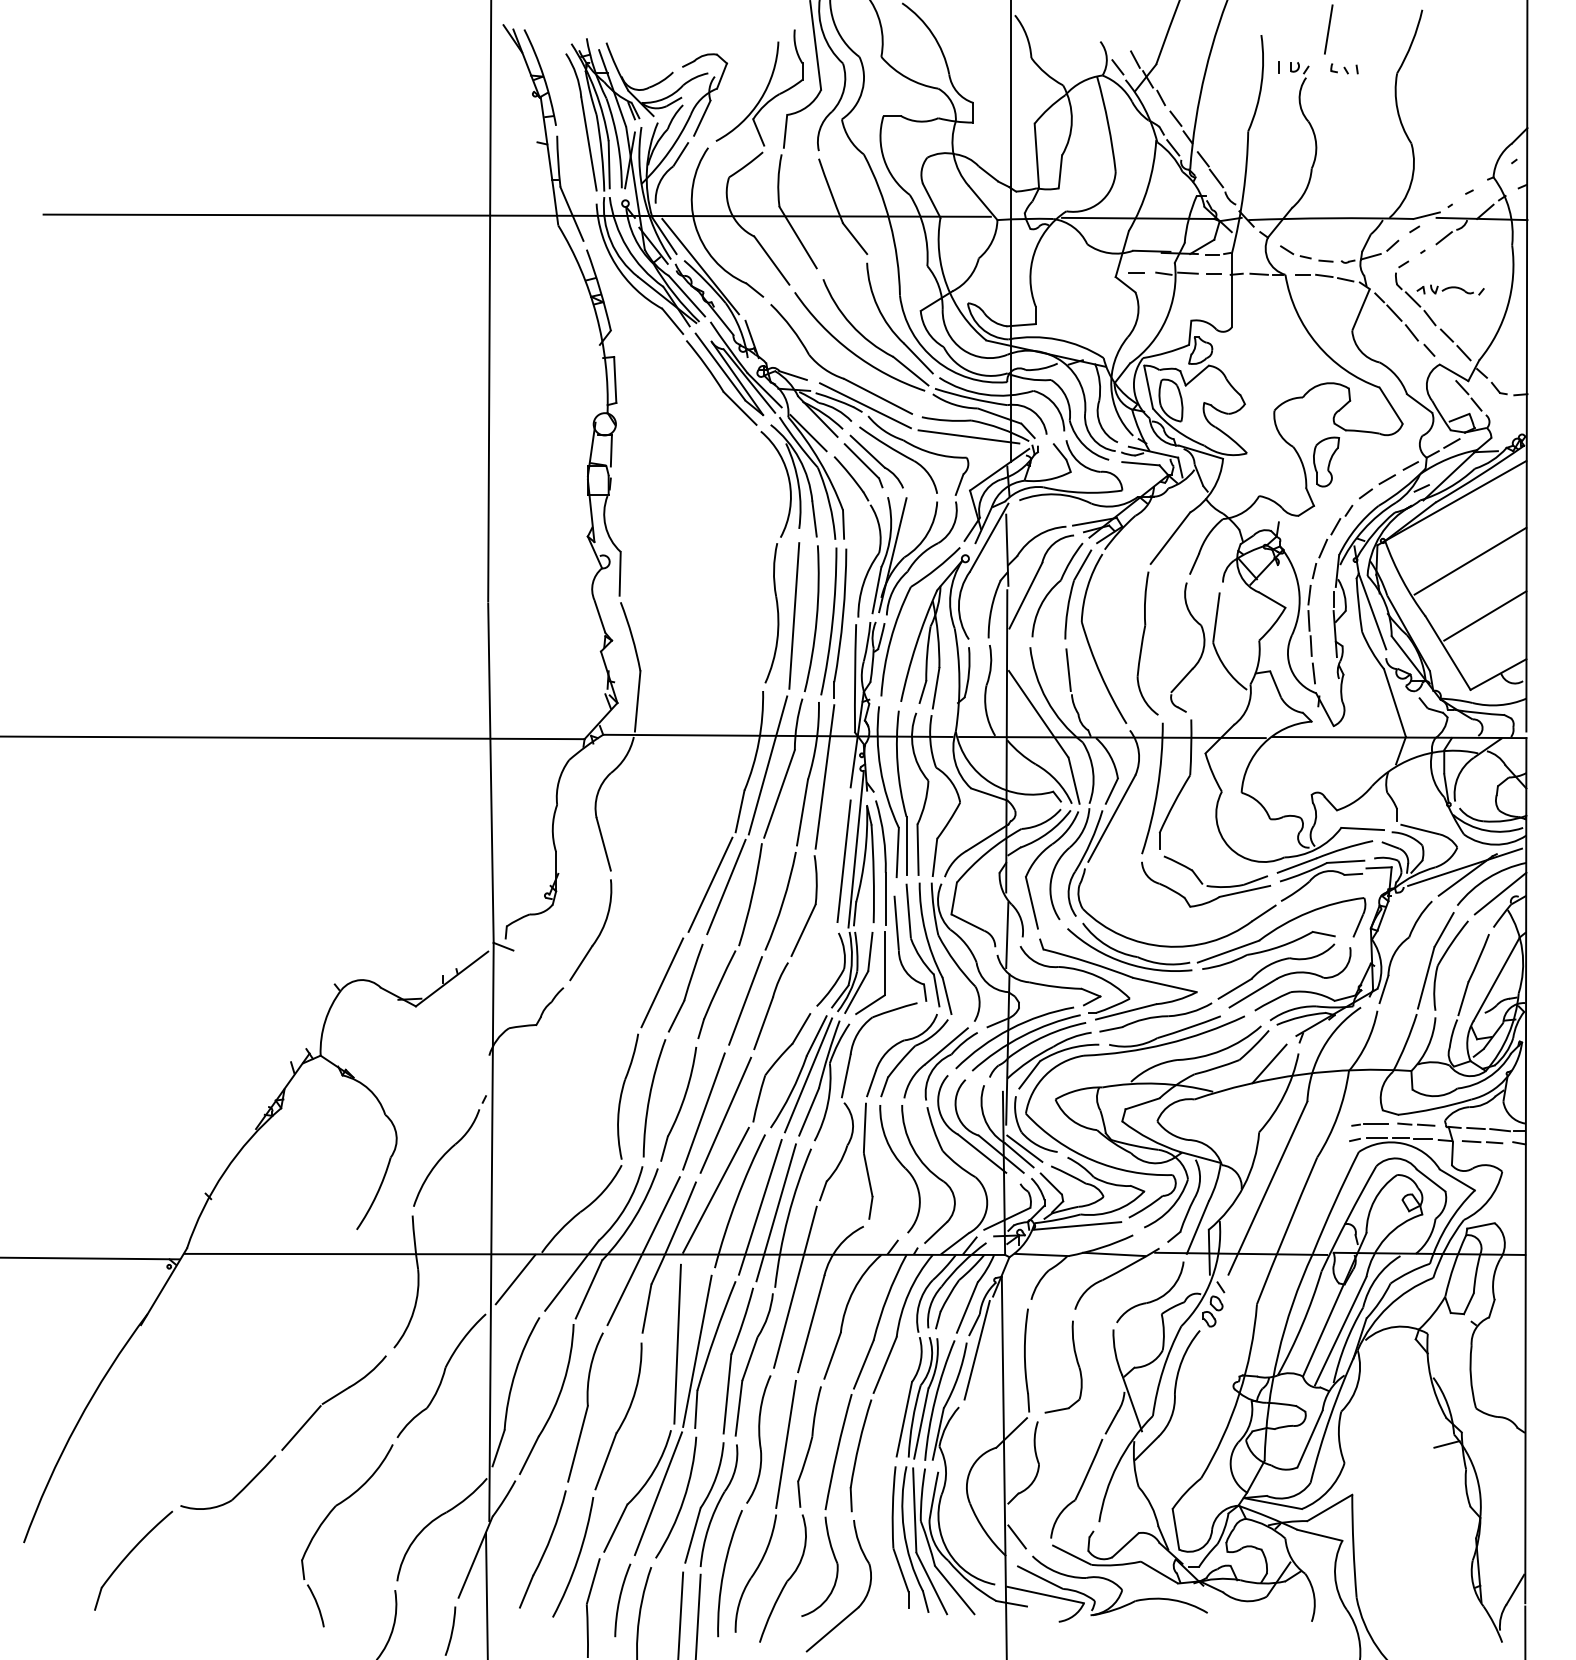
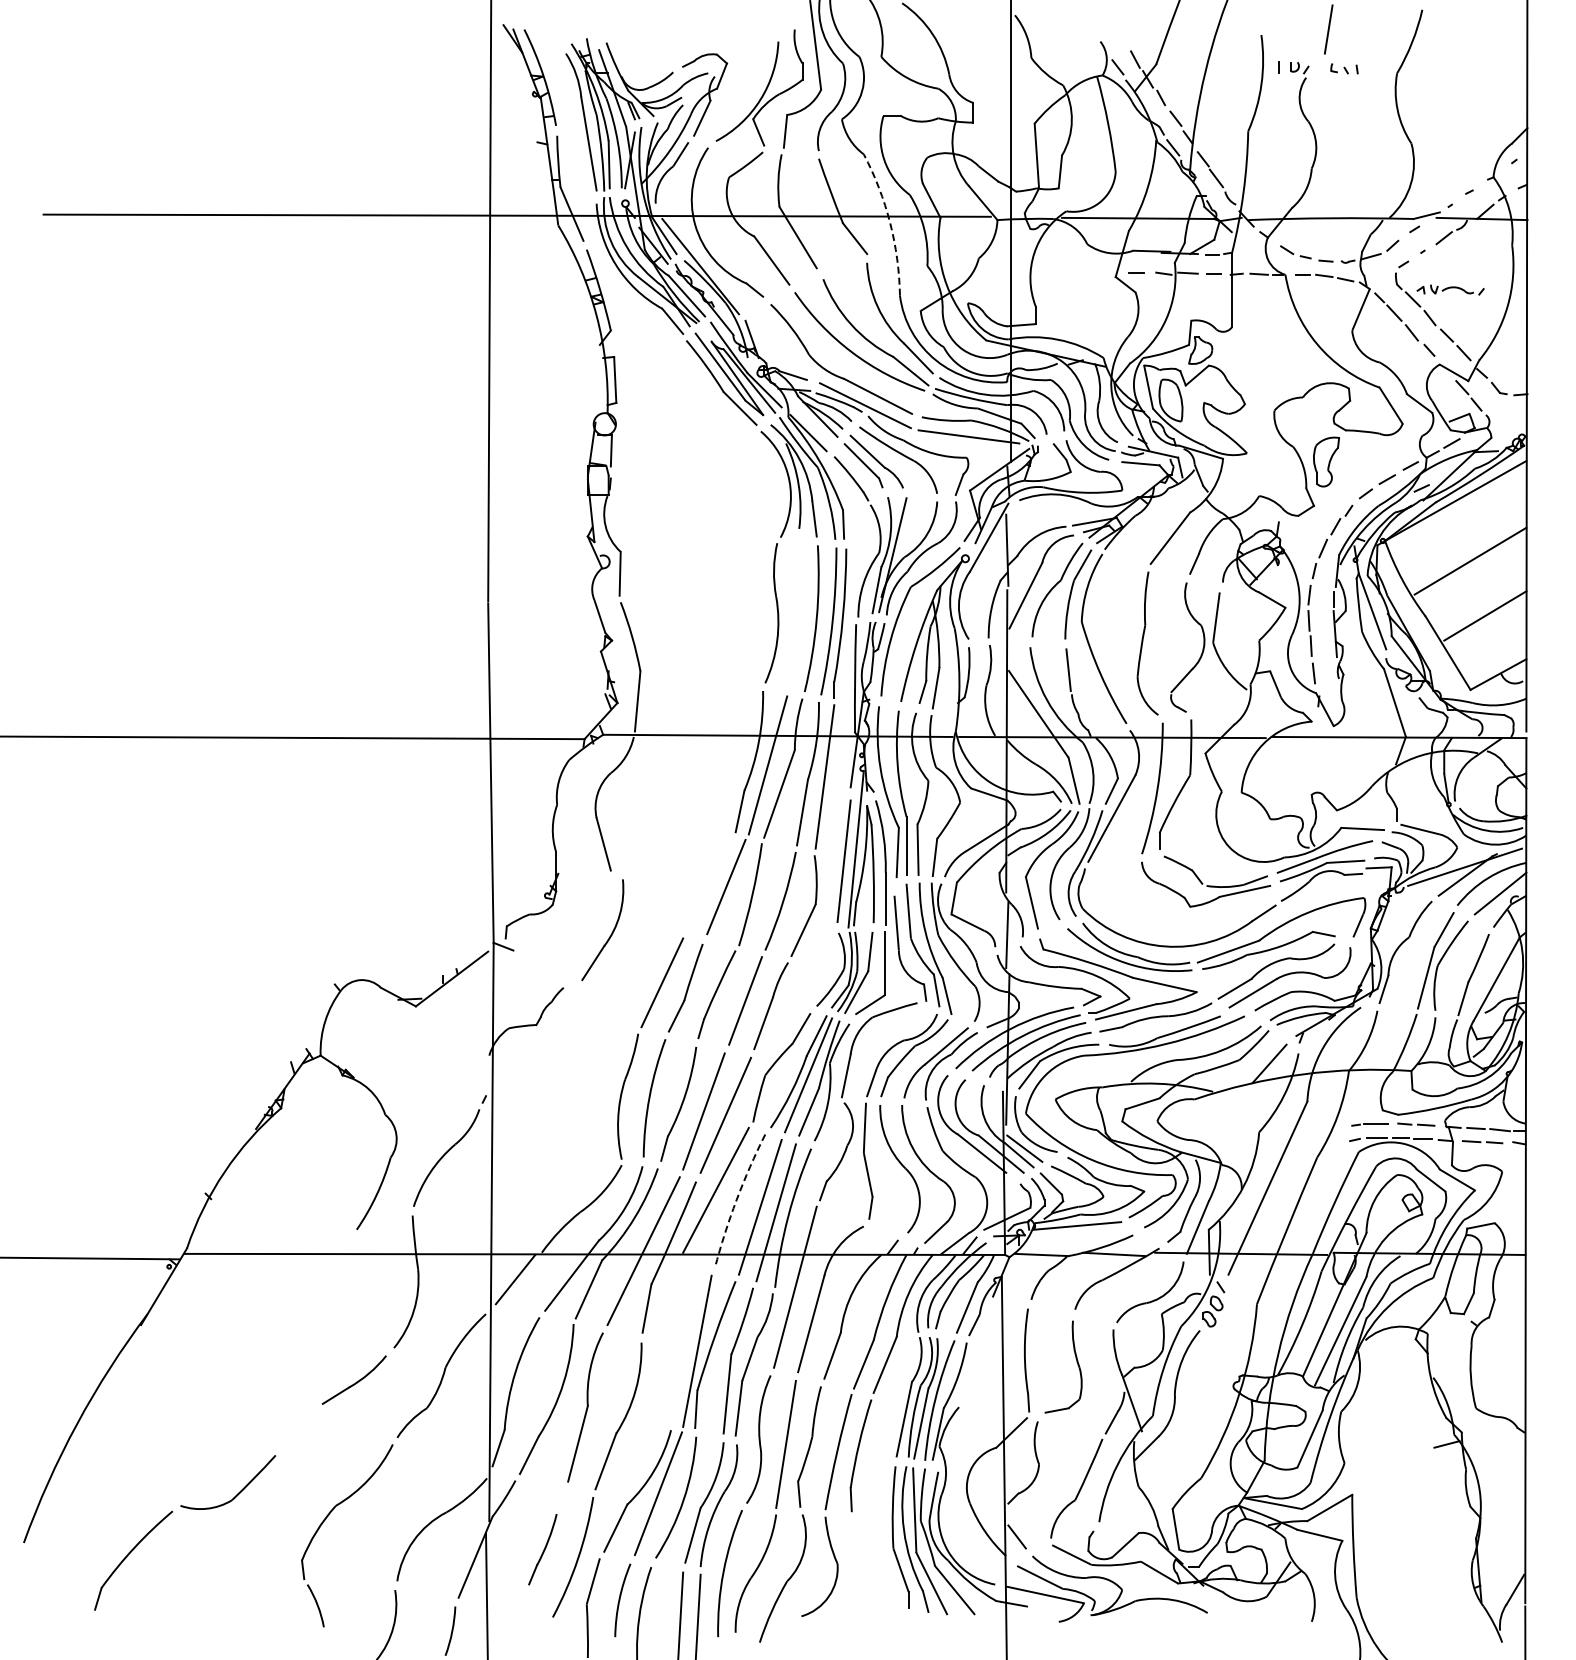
arc: solid -> dashed (890, 222)
line: present -> none (794, 615)
line: present -> none (710, 884)
part position: (598, 934) -> (610, 934) (610, 934)
arc: solid -> dashed (736, 1200)
line: present -> none (677, 1343)
line: present -> none (976, 1349)
line: present -> none (301, 1427)
part size: 48x119 px -> 30x72 px (542, 1549)
part: present -> none (857, 1606)
